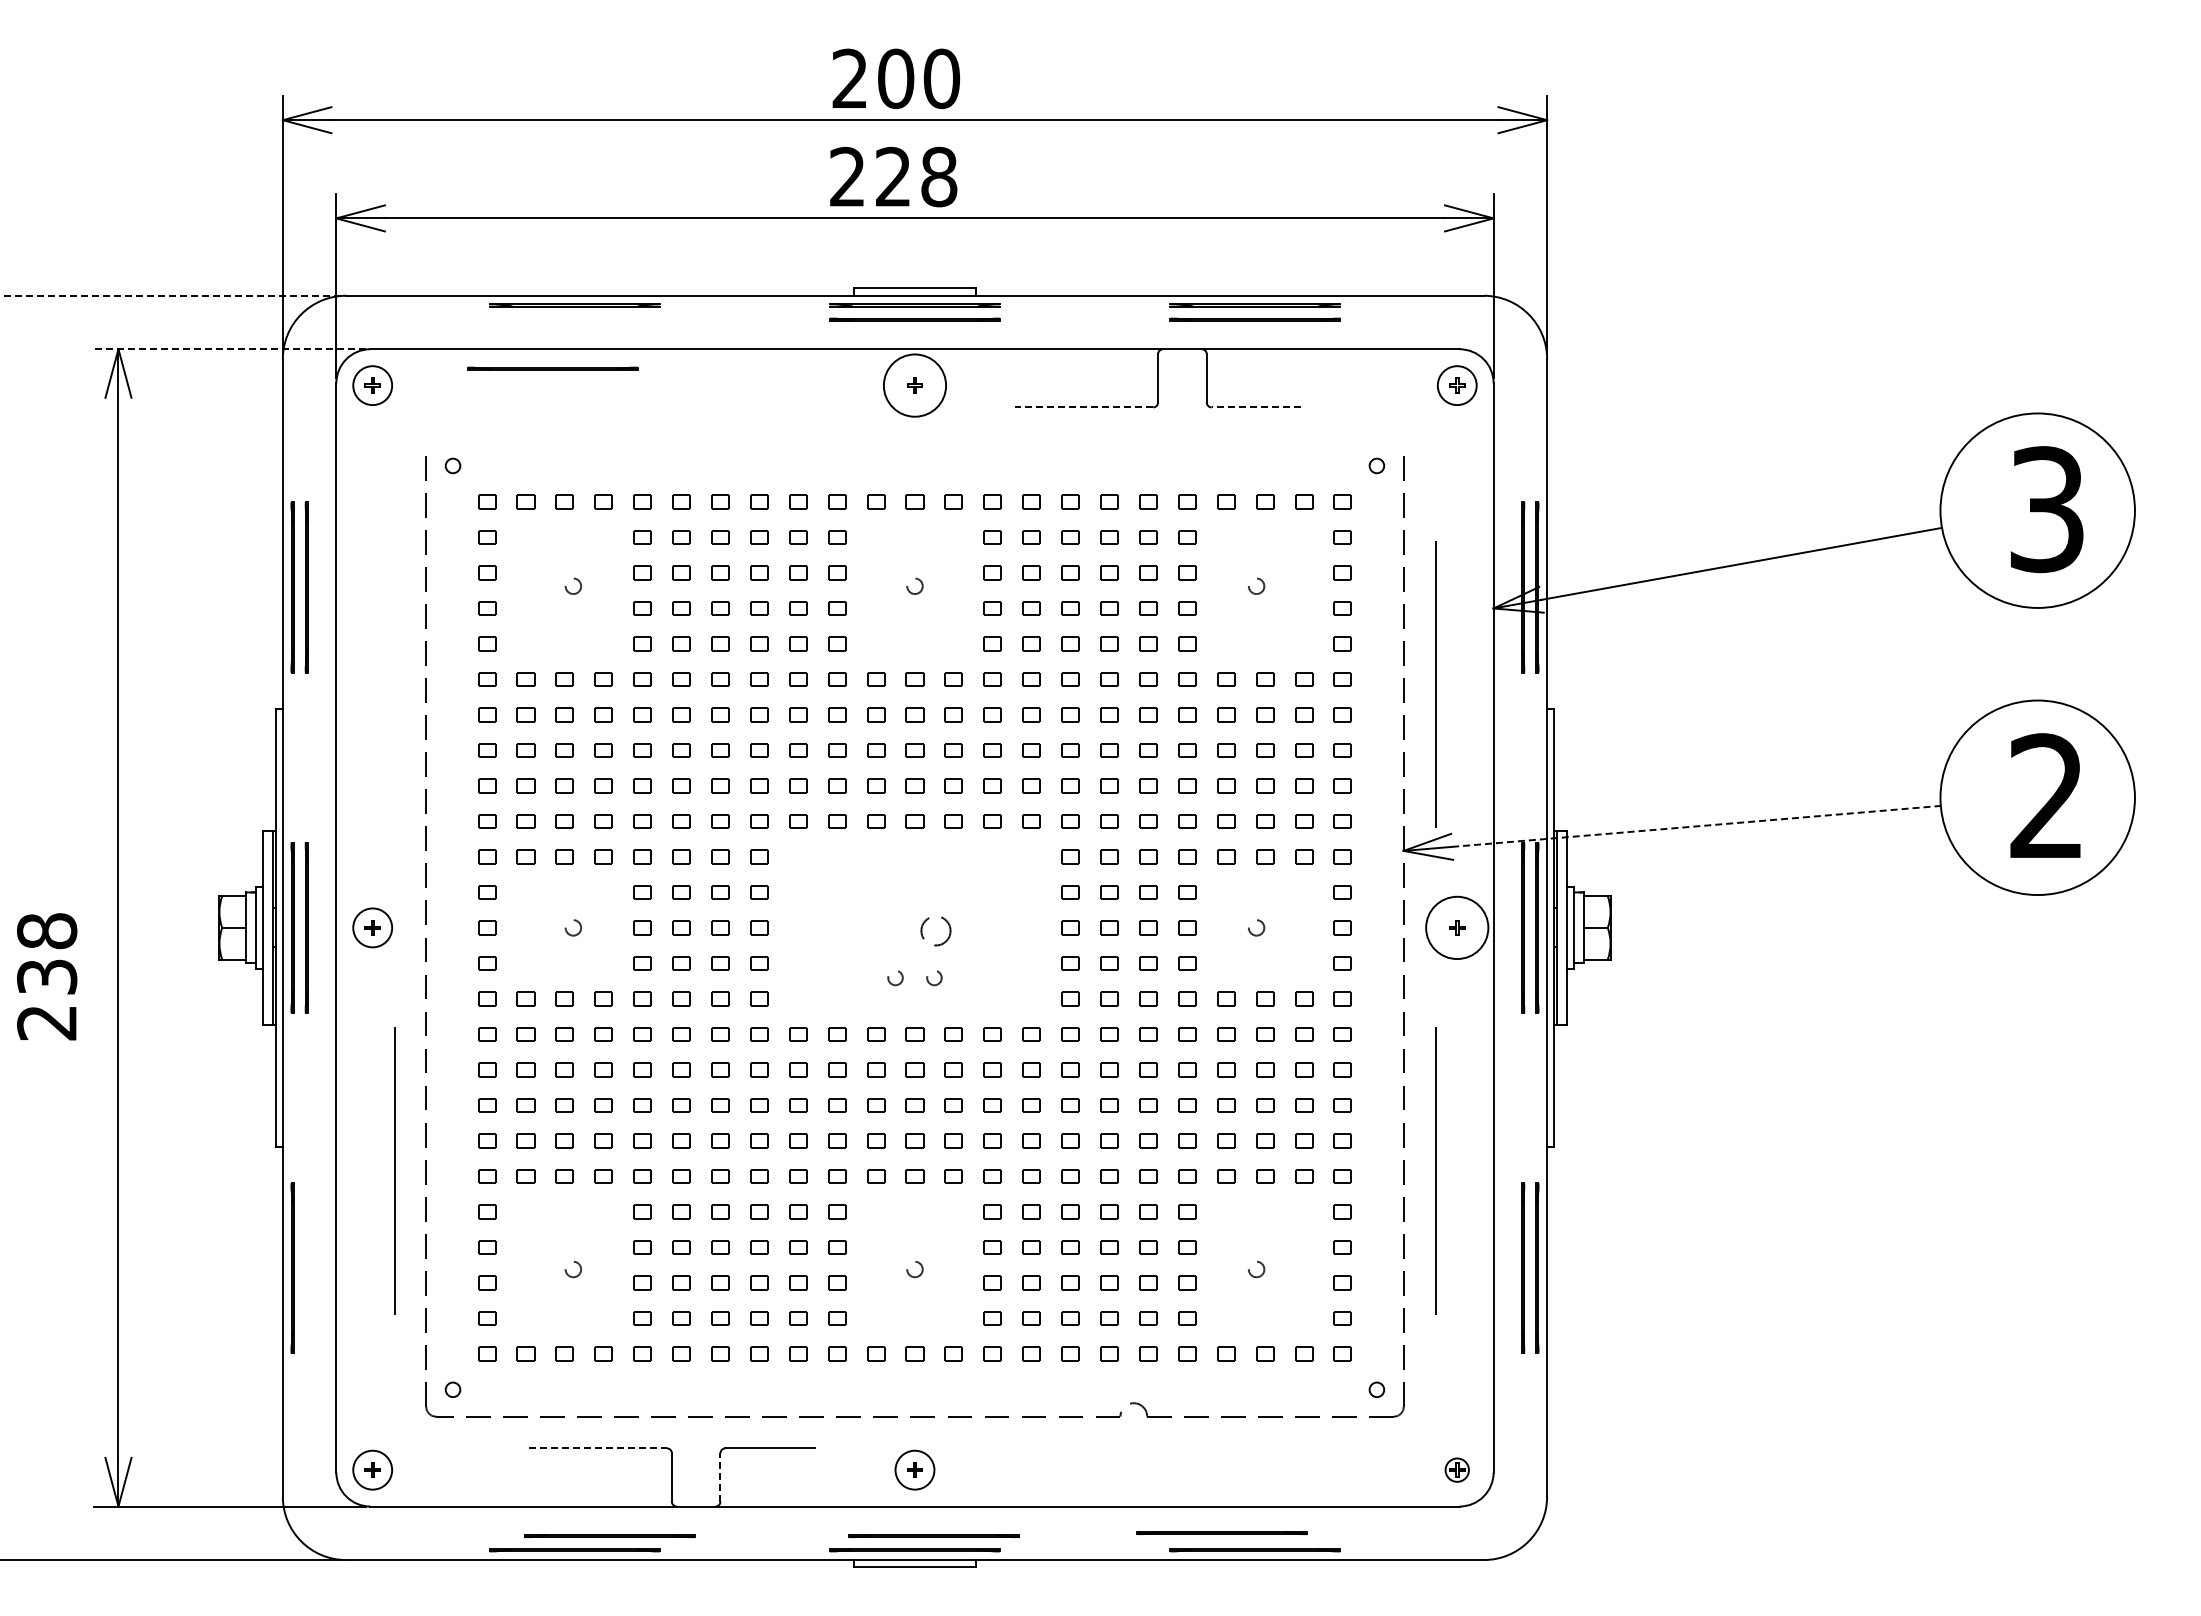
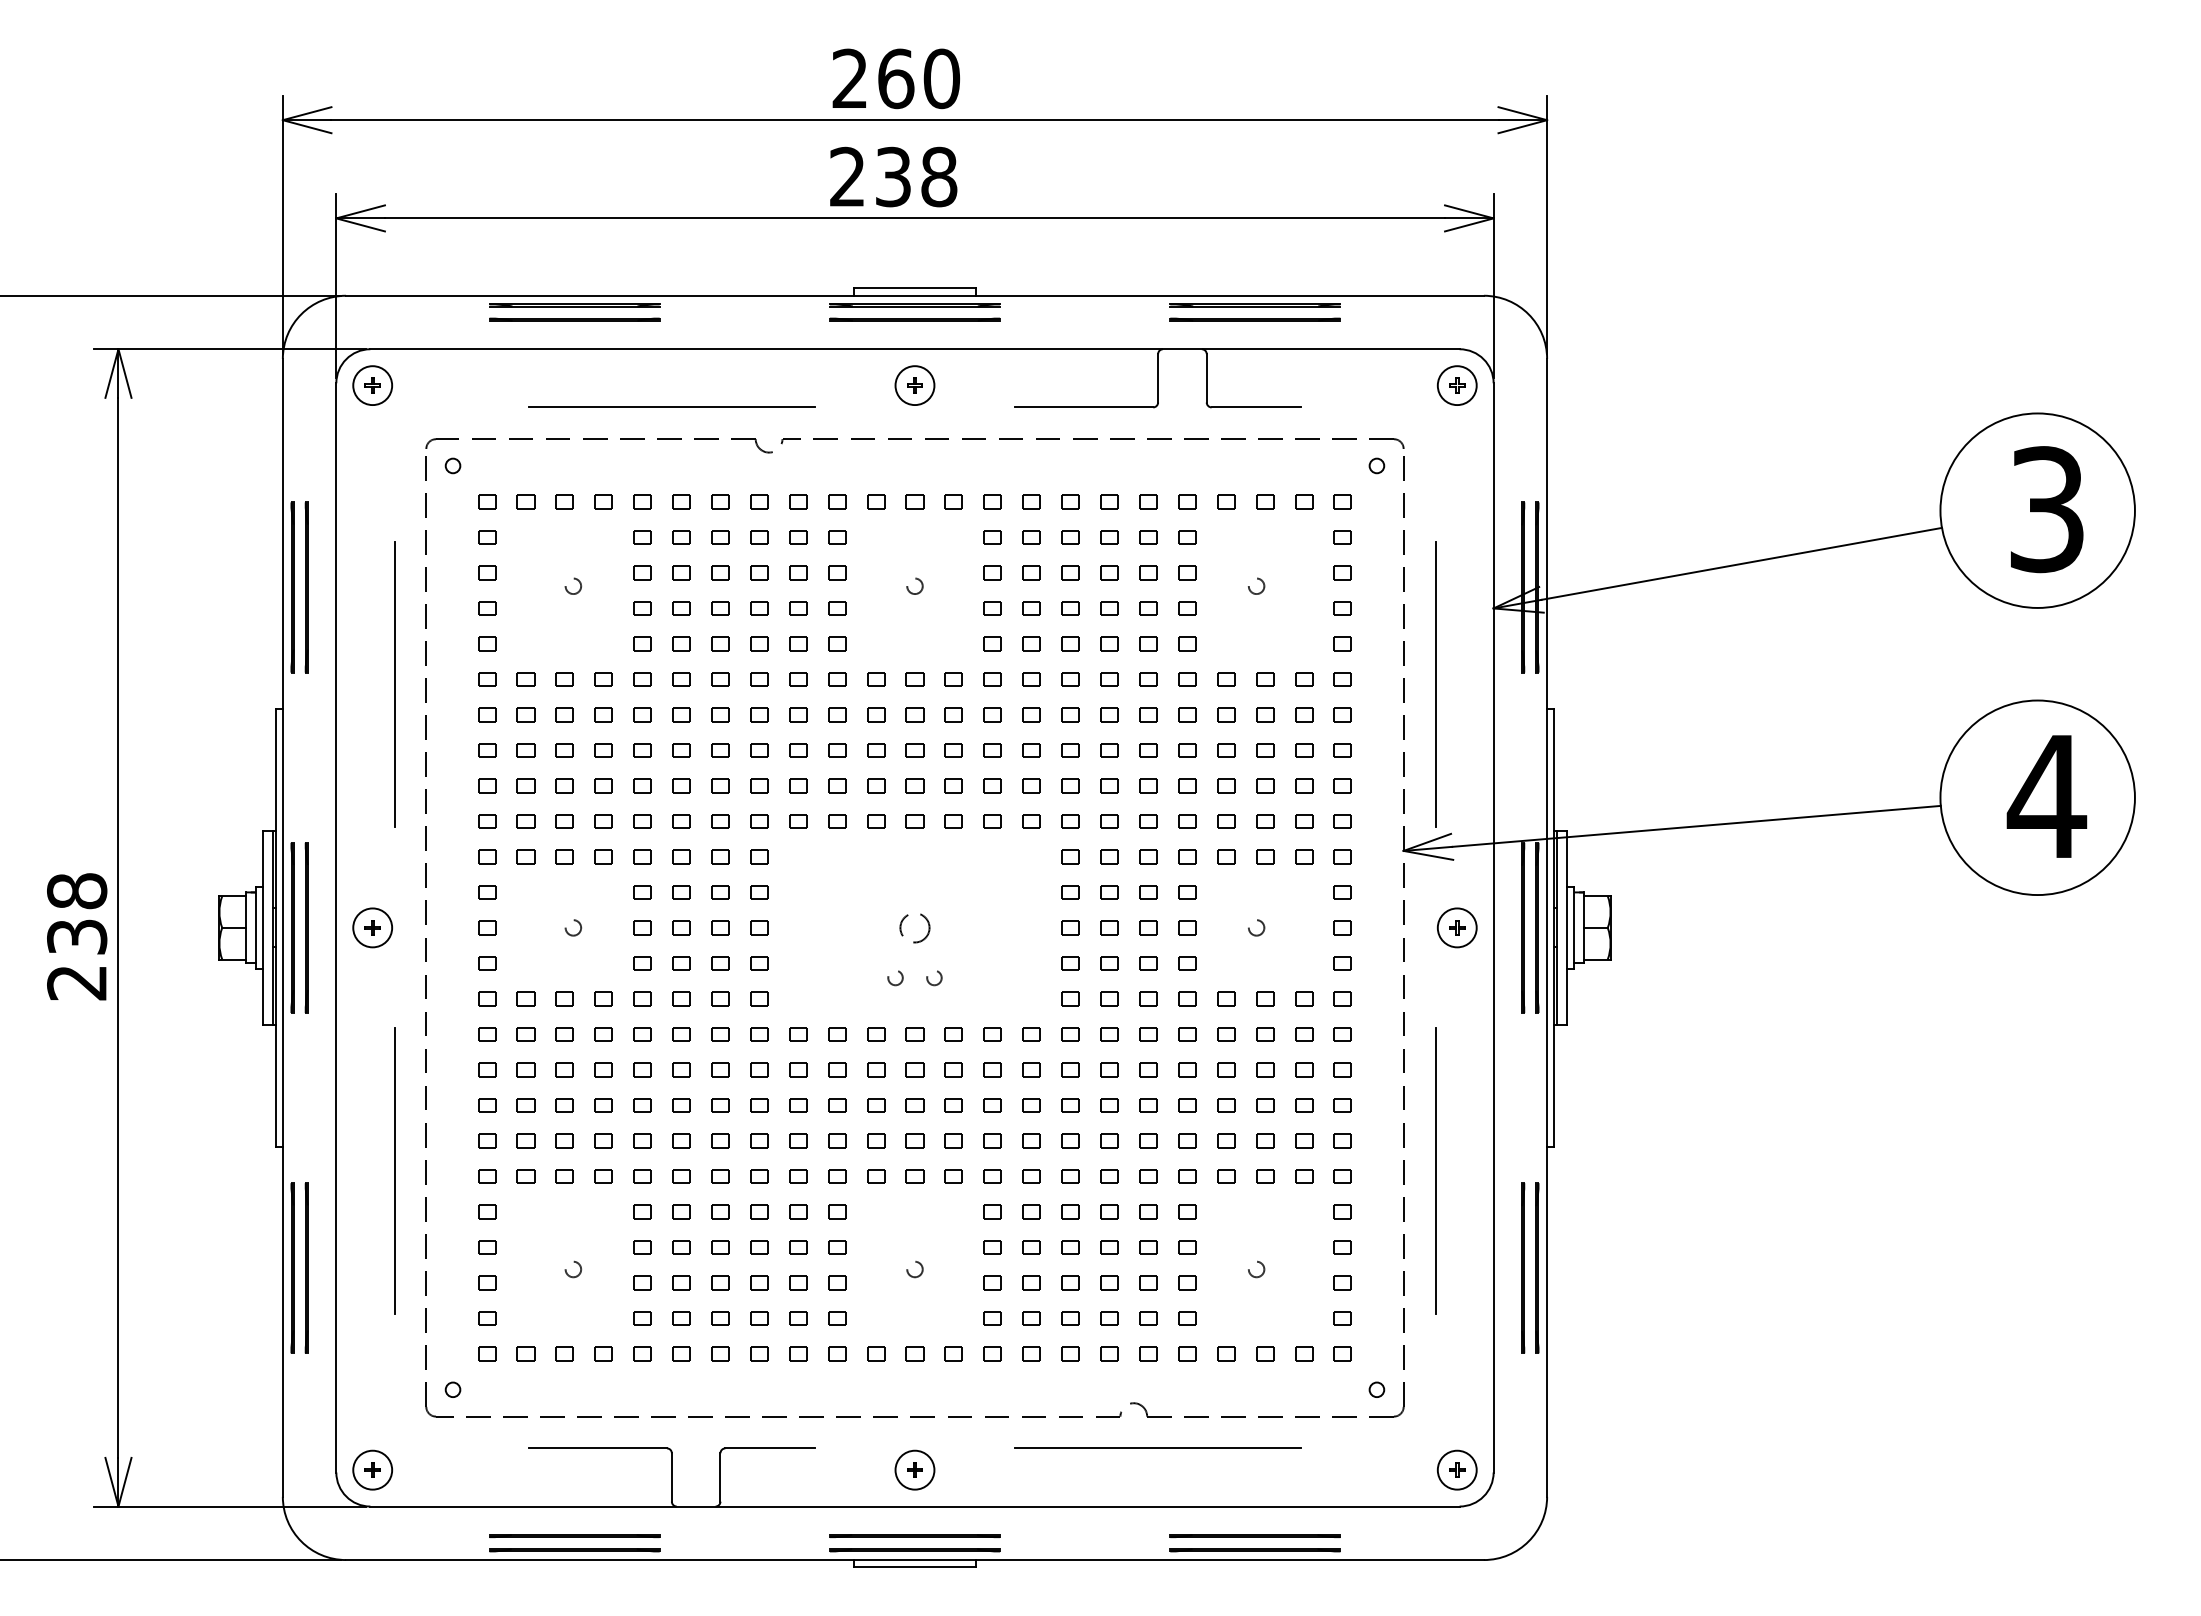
text: 200 -> 260 (896, 78)
text: 228 -> 238 (893, 177)
line: dashed -> solid (170, 295)
line: dashed -> solid (229, 349)
line position: (552, 368) -> (574, 319) (574, 319)
circle diameter: 62 px -> 39 px (914, 385)
line: none -> present (671, 406)
line: dashed -> solid (1084, 407)
line: dashed -> solid (1256, 407)
part: none -> present (911, 439)
line: none -> present (394, 684)
text: 2 -> 4 (2046, 795)
line: dashed -> solid (1696, 826)
circle diameter: 62 px -> 39 px (1456, 927)
circle position: (935, 931) -> (914, 928) (914, 928)
text position: (47, 976) -> (77, 936) (77, 936)
line: none -> present (306, 1267)
line: dashed -> solid (598, 1448)
line: none -> present (1157, 1448)
circle diameter: 23 px -> 39 px (1456, 1469)
line: dashed -> solid (720, 1476)
line position: (1221, 1532) -> (1254, 1535) (1254, 1535)
line position: (609, 1535) -> (574, 1535) (574, 1535)
line position: (933, 1535) -> (914, 1535) (914, 1535)
